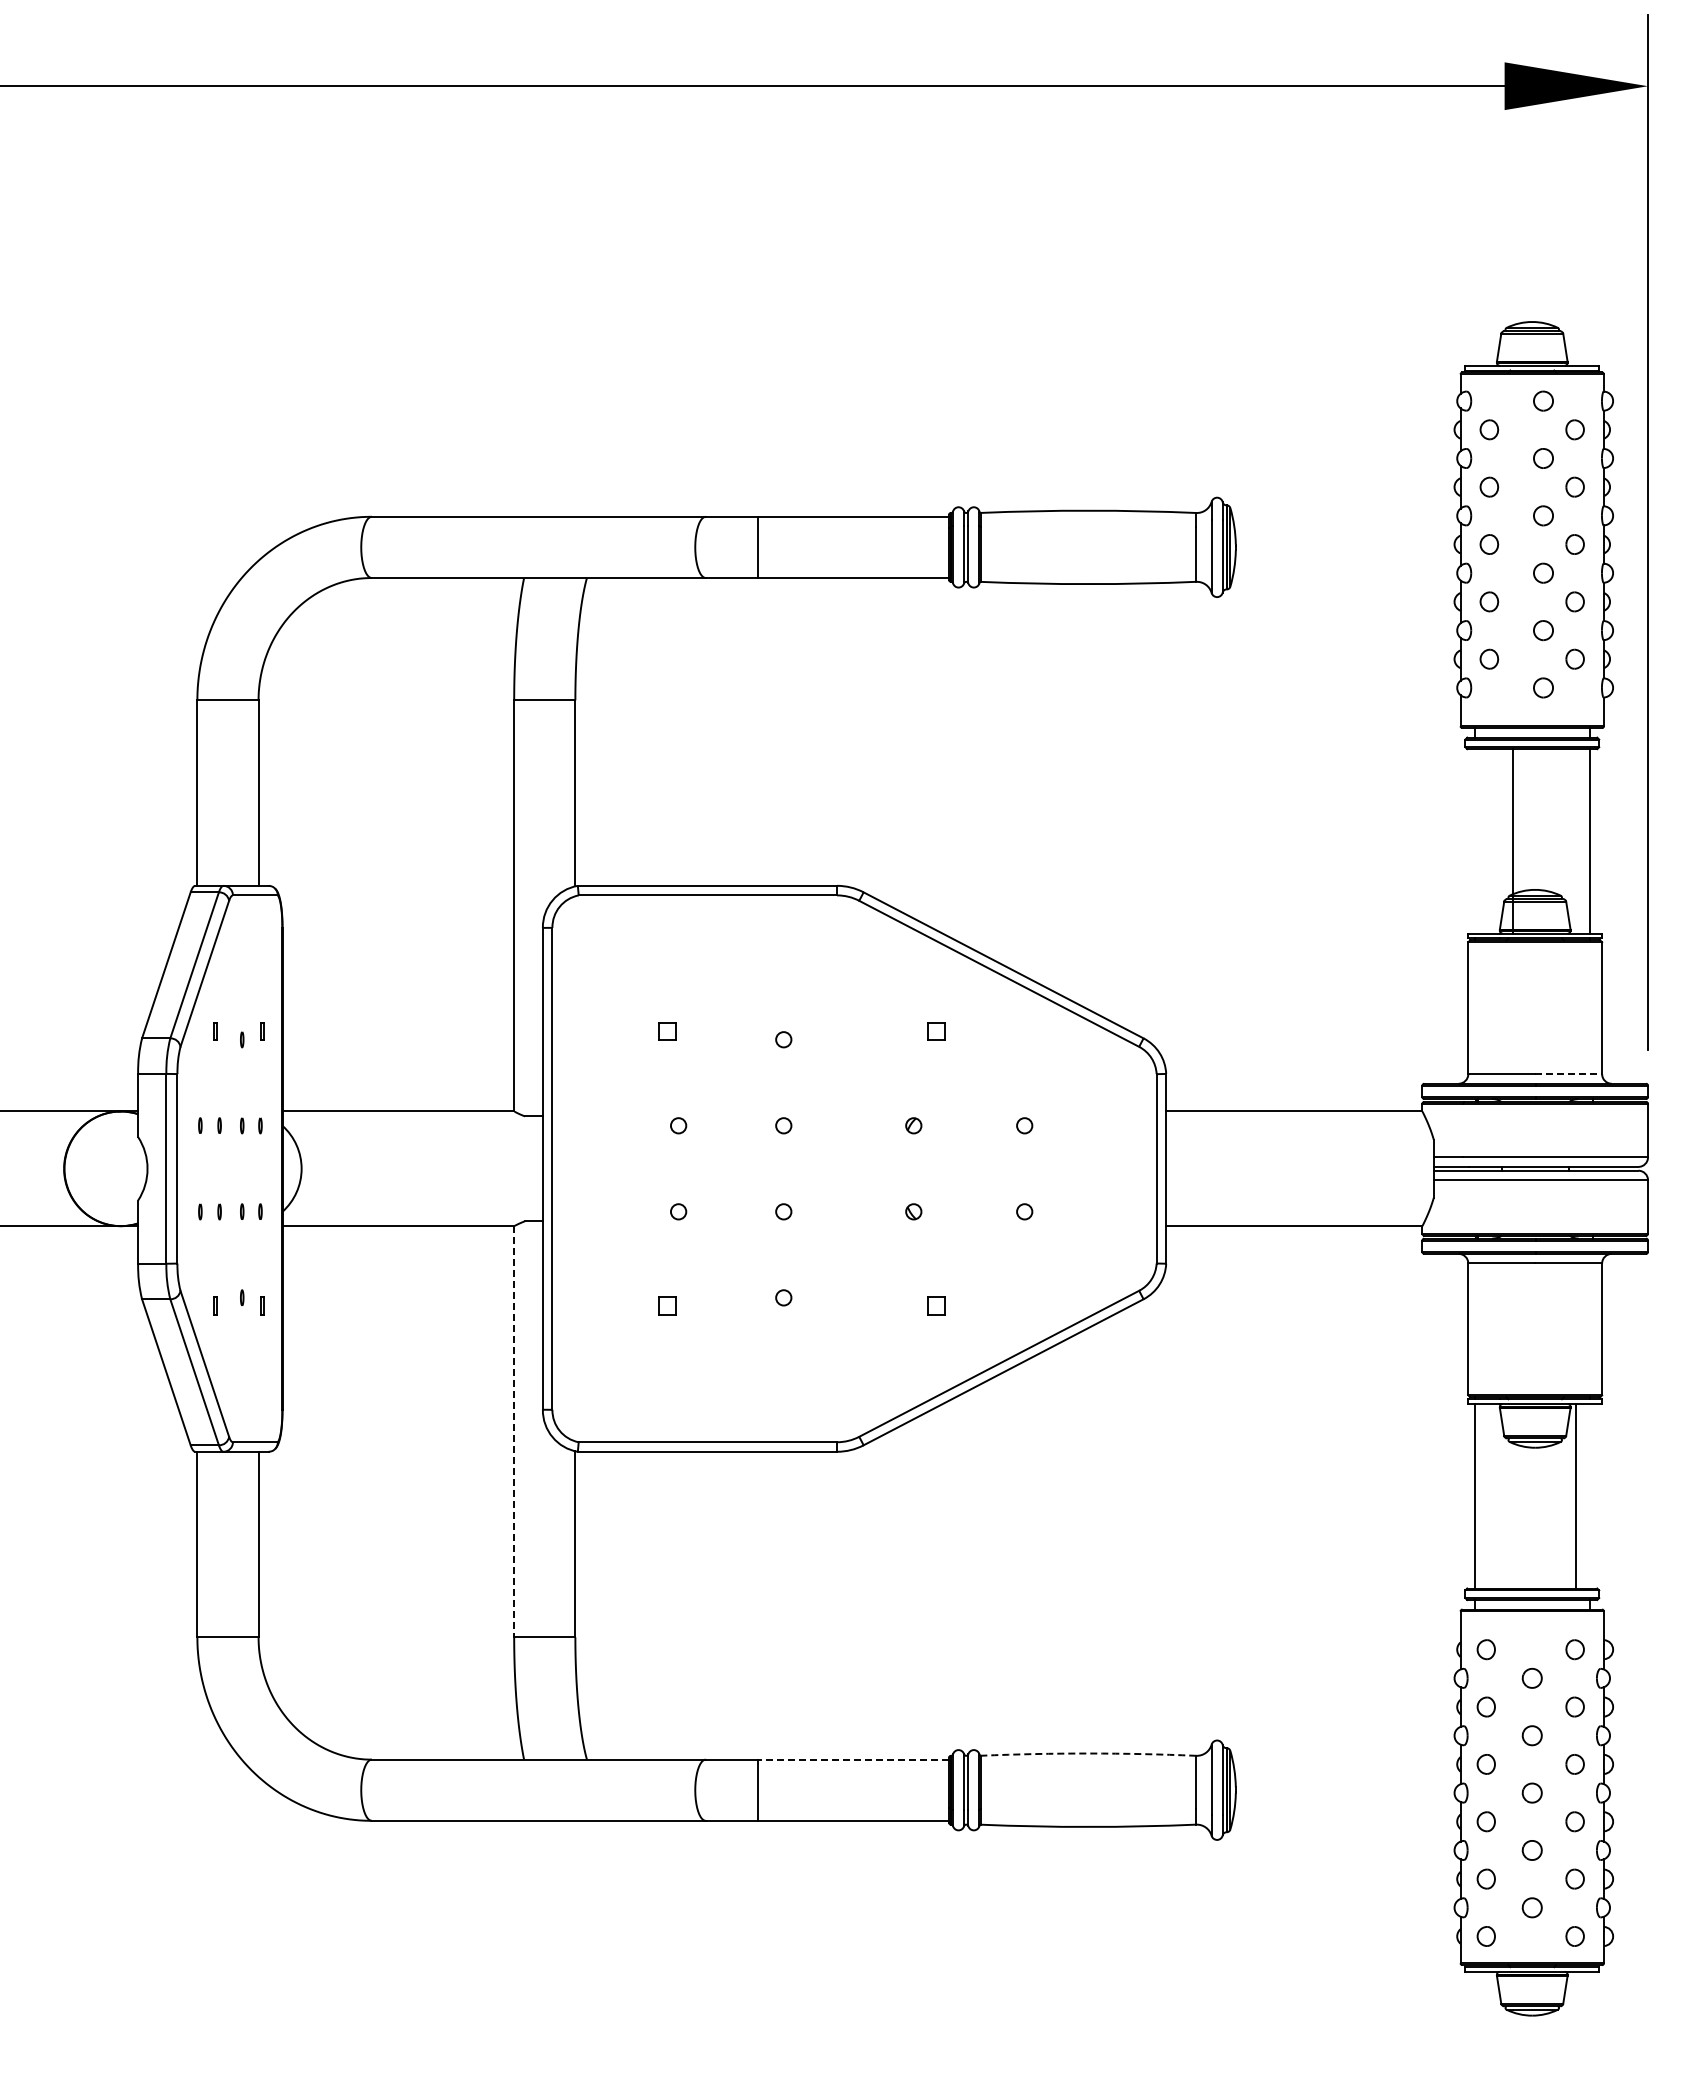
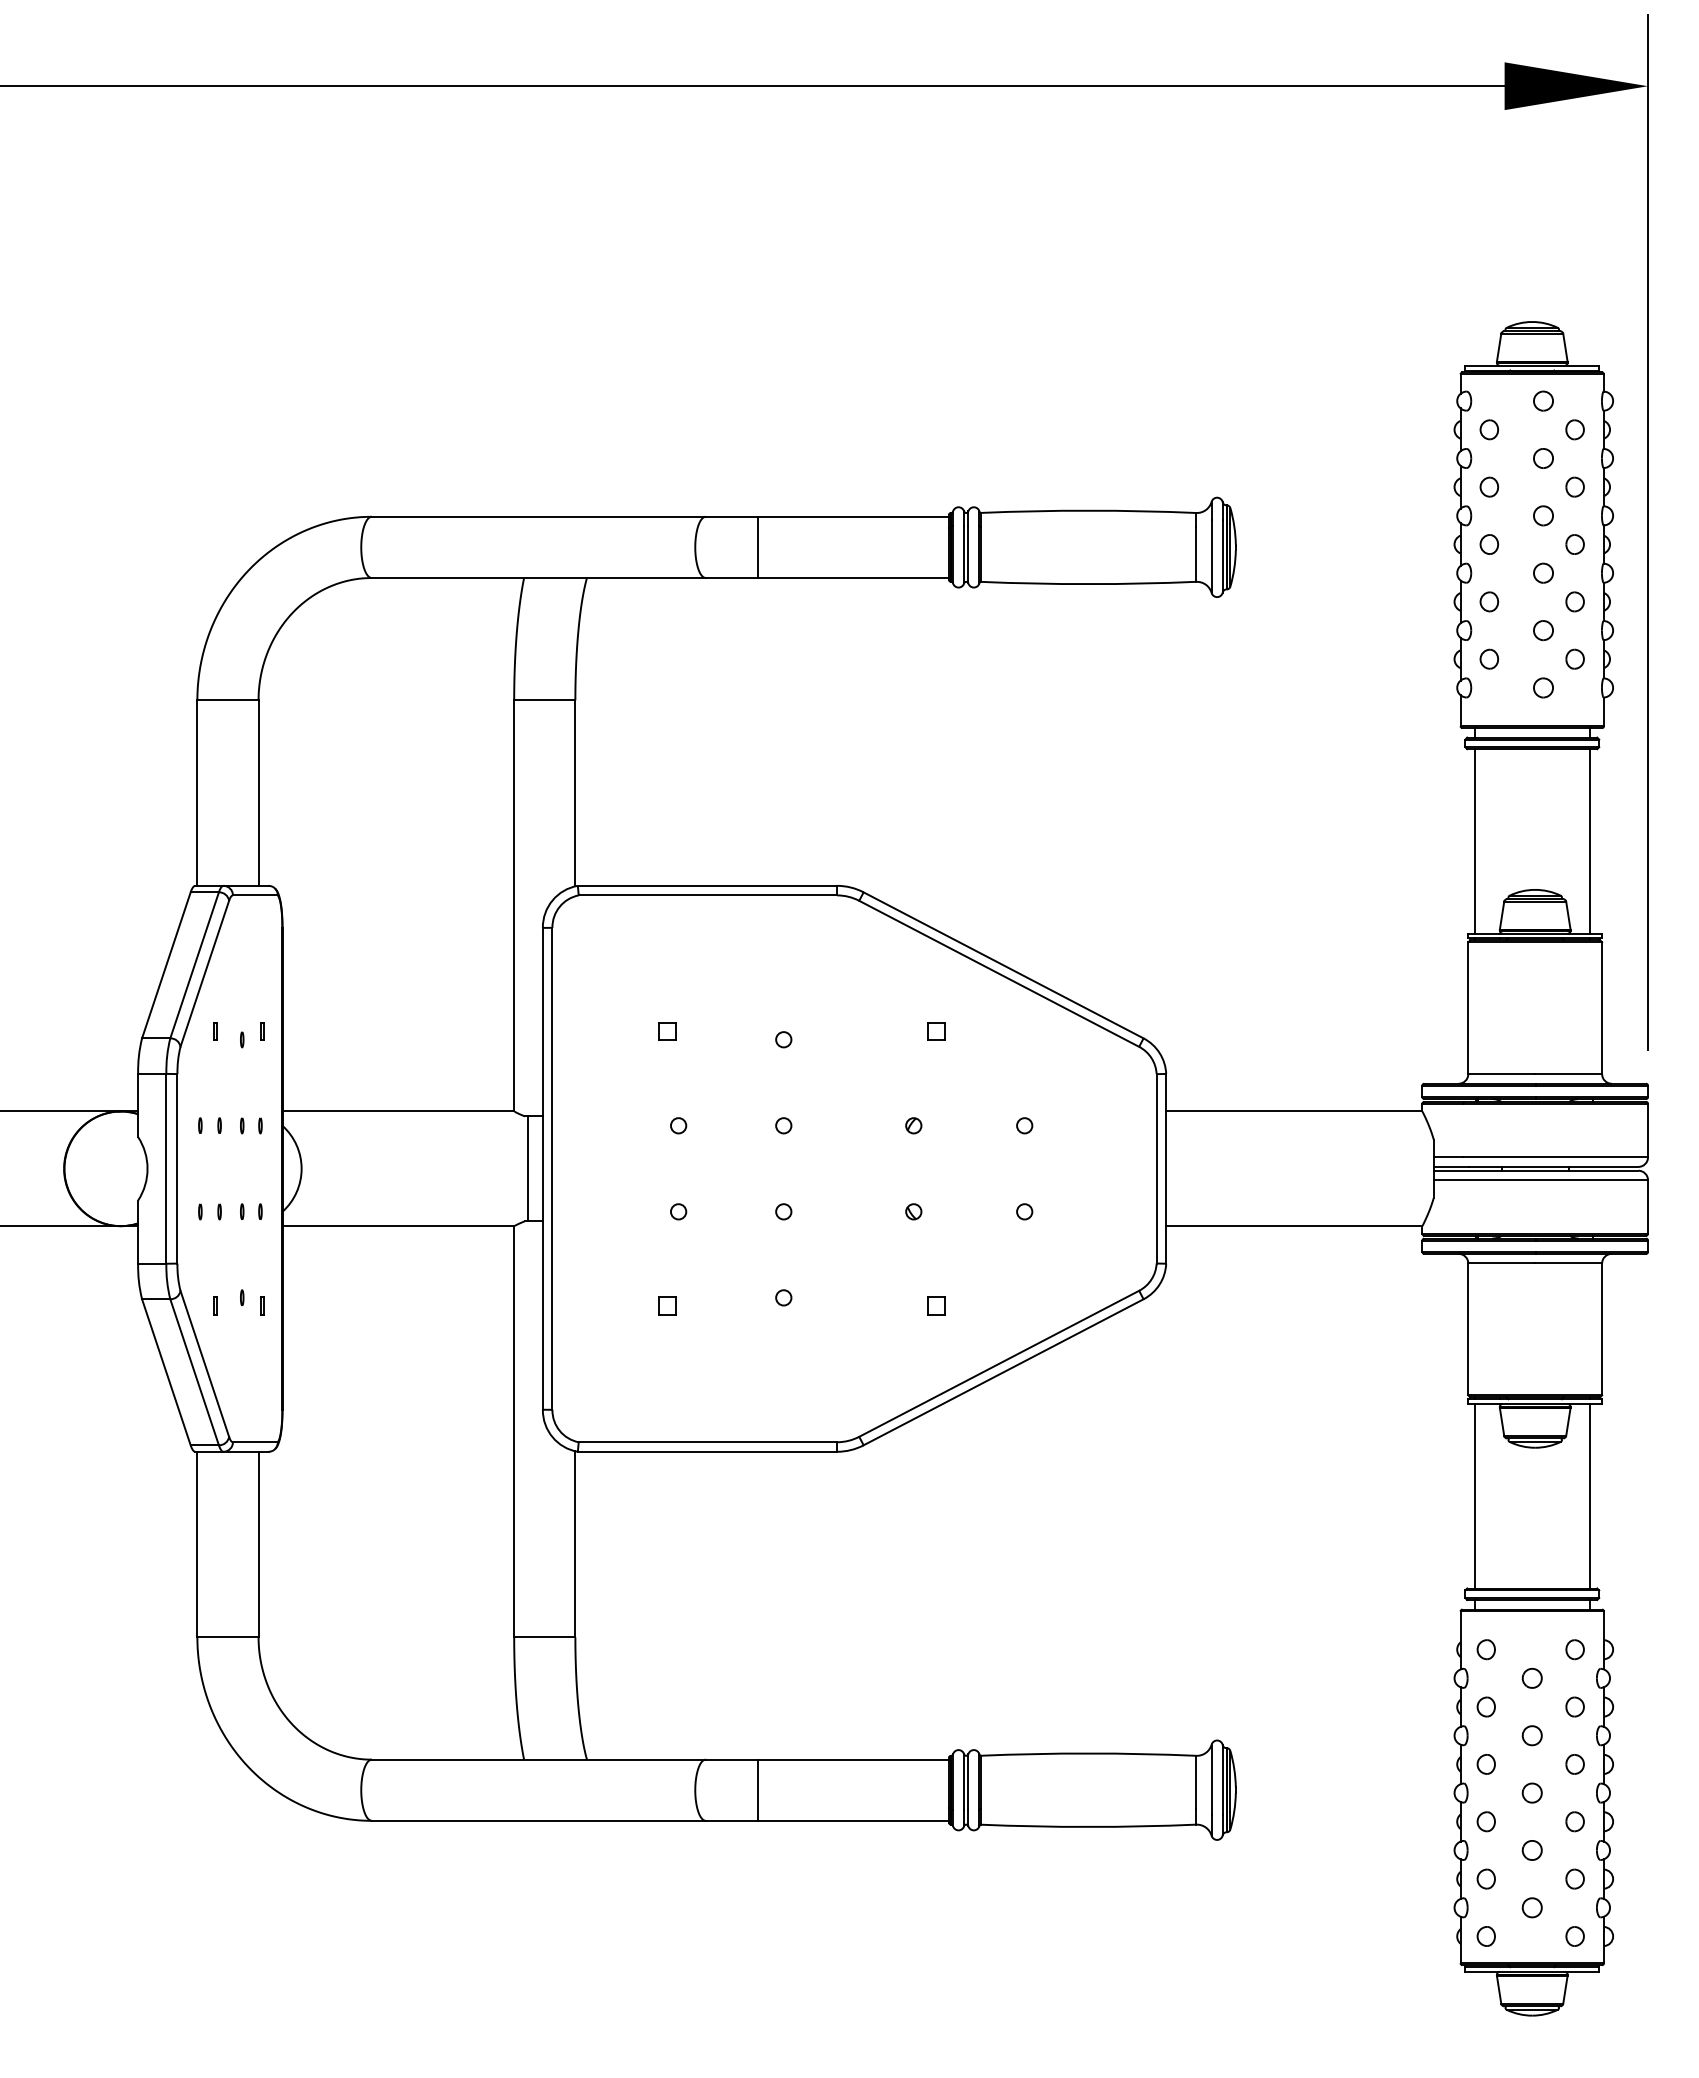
line position: (1512, 841) -> (1474, 841) (1474, 841)
line: dashed -> solid (1569, 1074)
line: none -> present (527, 1168)
line: dashed -> solid (514, 1431)
line position: (1575, 1496) -> (1589, 1496) (1589, 1496)
arc: dashed -> solid (1088, 1753)
line: dashed -> solid (853, 1759)
